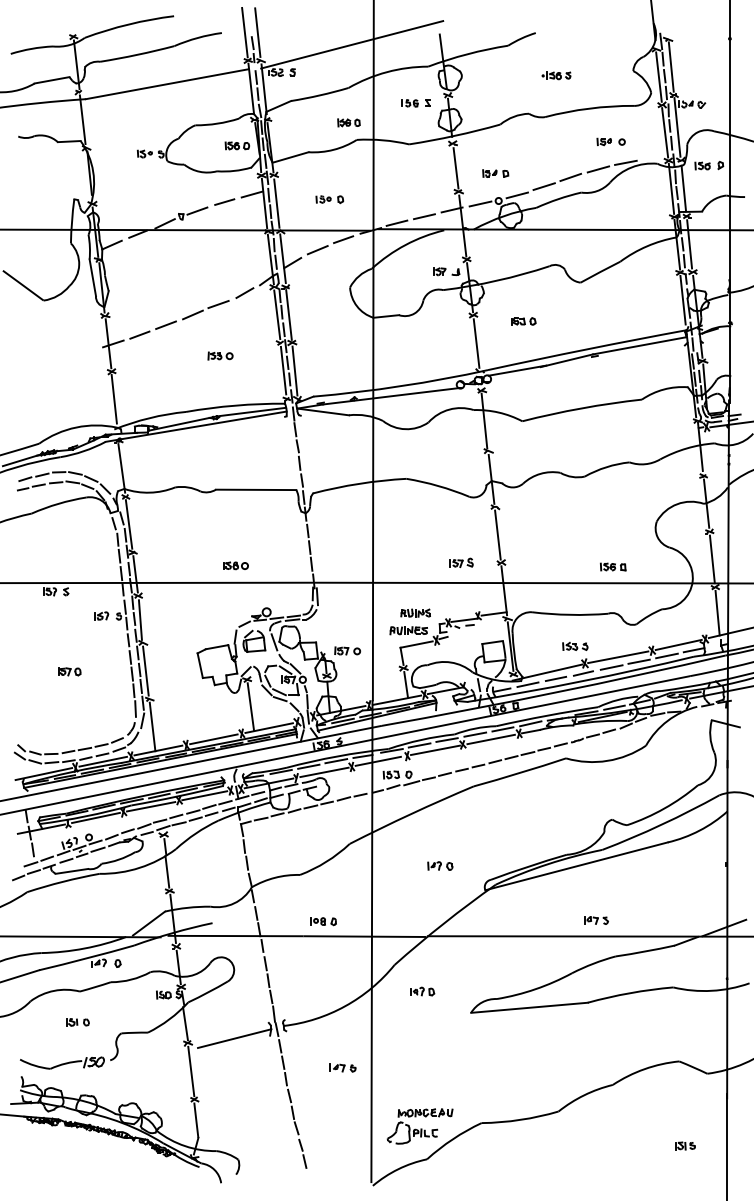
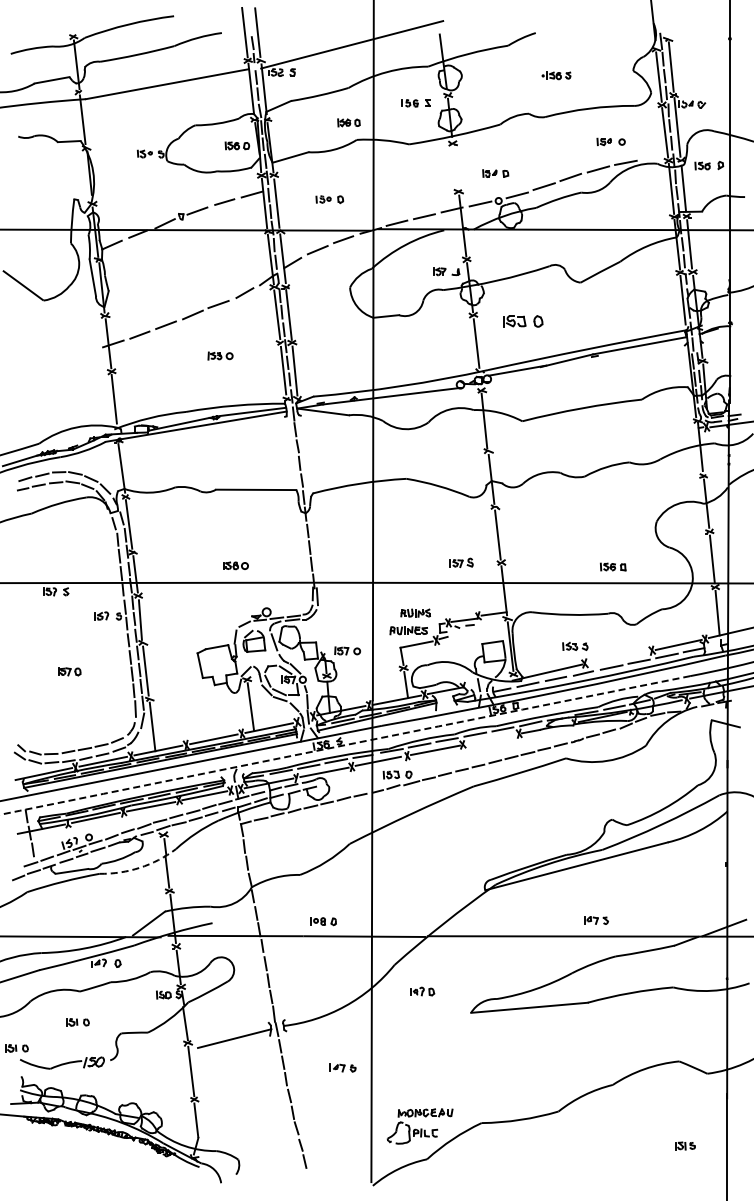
line: present -> none (455, 168)
part size: 26x9 px -> 41x13 px (523, 321)
line: present -> none (618, 657)
line: present -> none (490, 739)
arc: solid -> dashed (345, 745)
part: present -> none (440, 865)
arc: solid -> dashed (139, 867)
part: none -> present (16, 1048)
